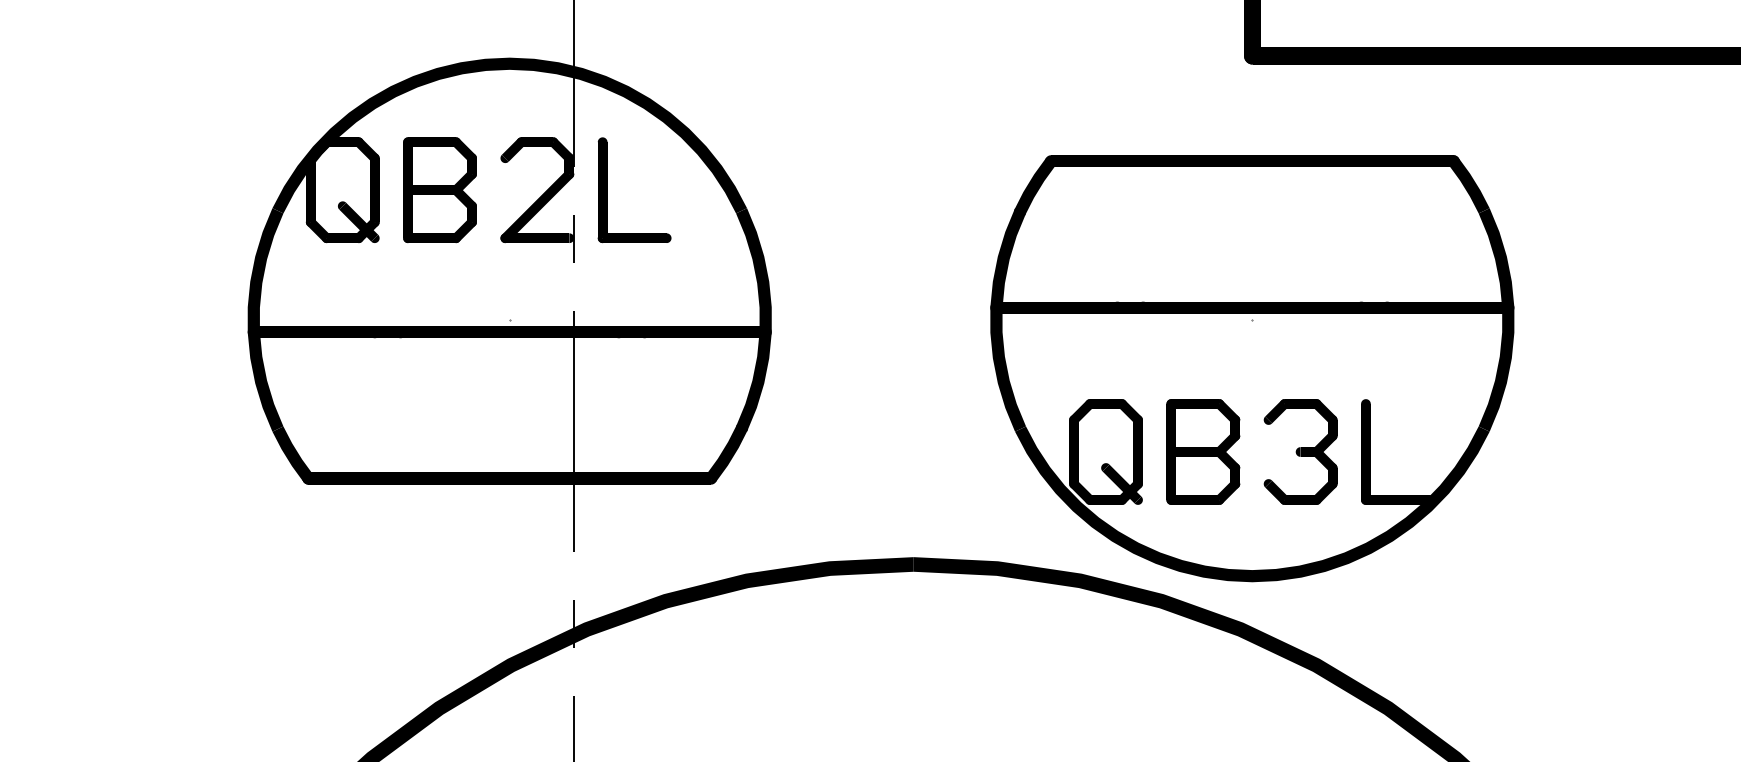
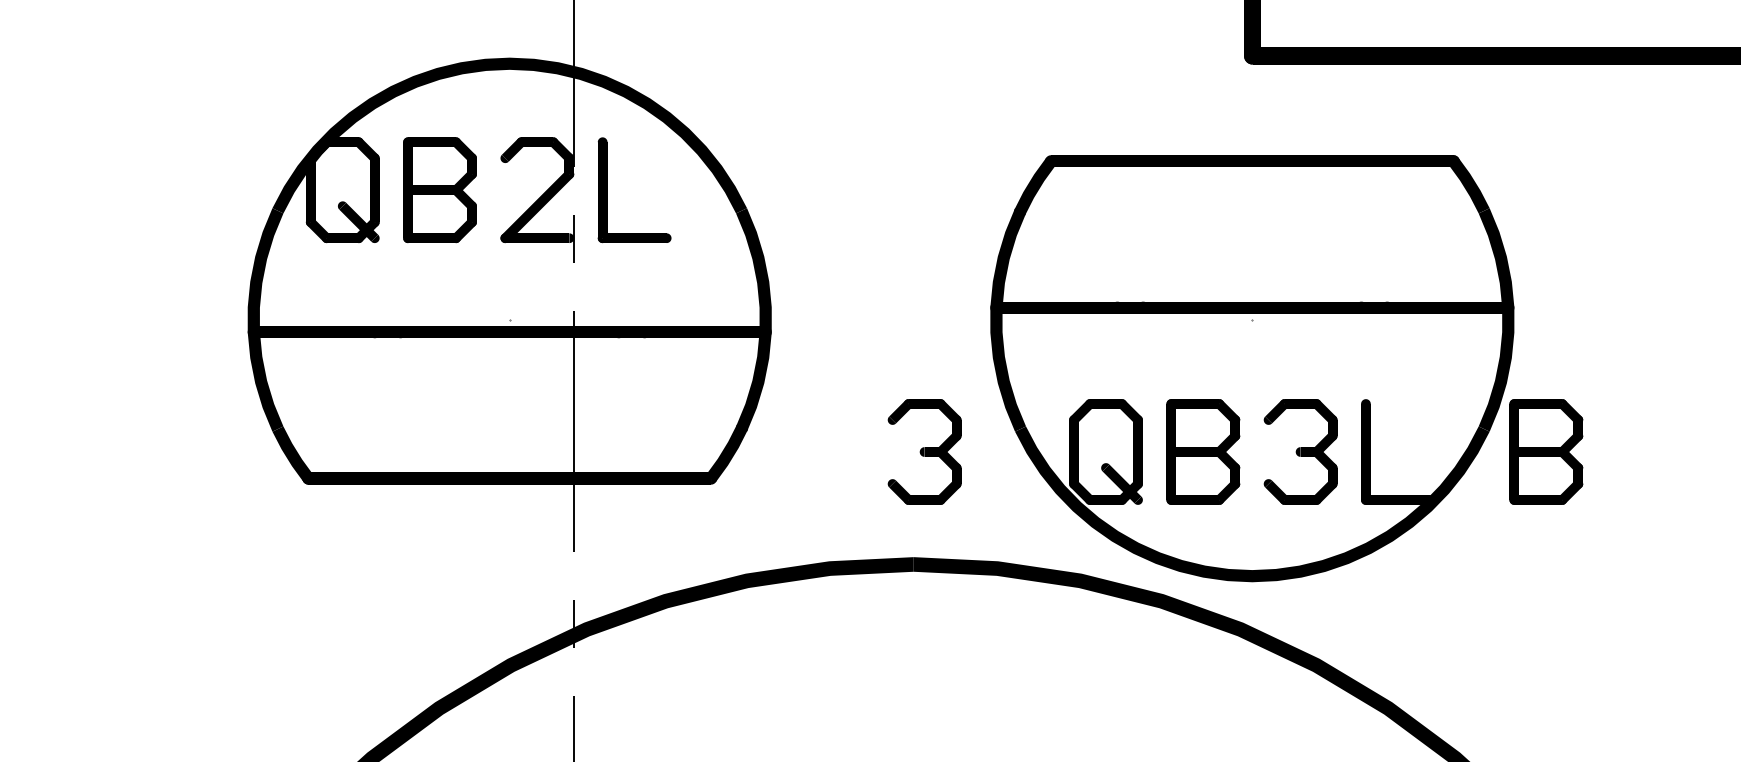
part: none -> present (924, 451)
part: none -> present (1546, 451)
